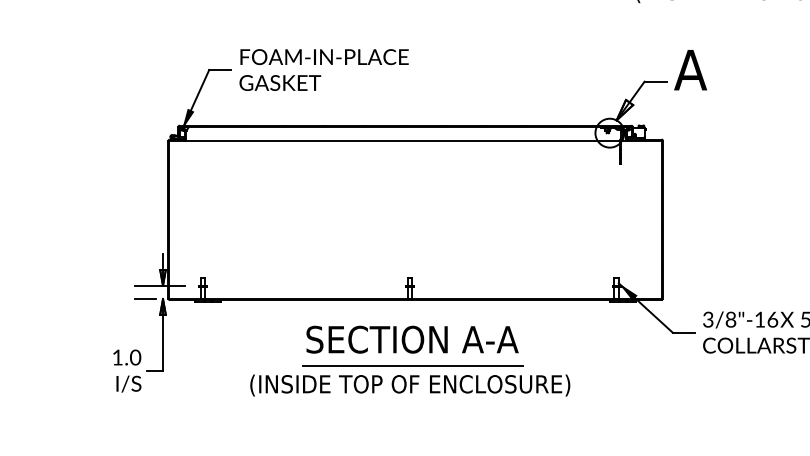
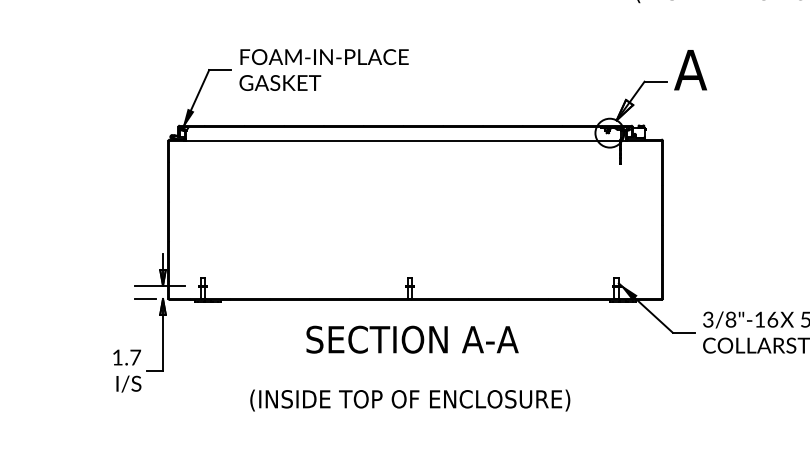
text: 1.0 -> 1.7 (135, 357)
line: present -> none (412, 366)
text position: (410, 385) -> (410, 400) (410, 400)
